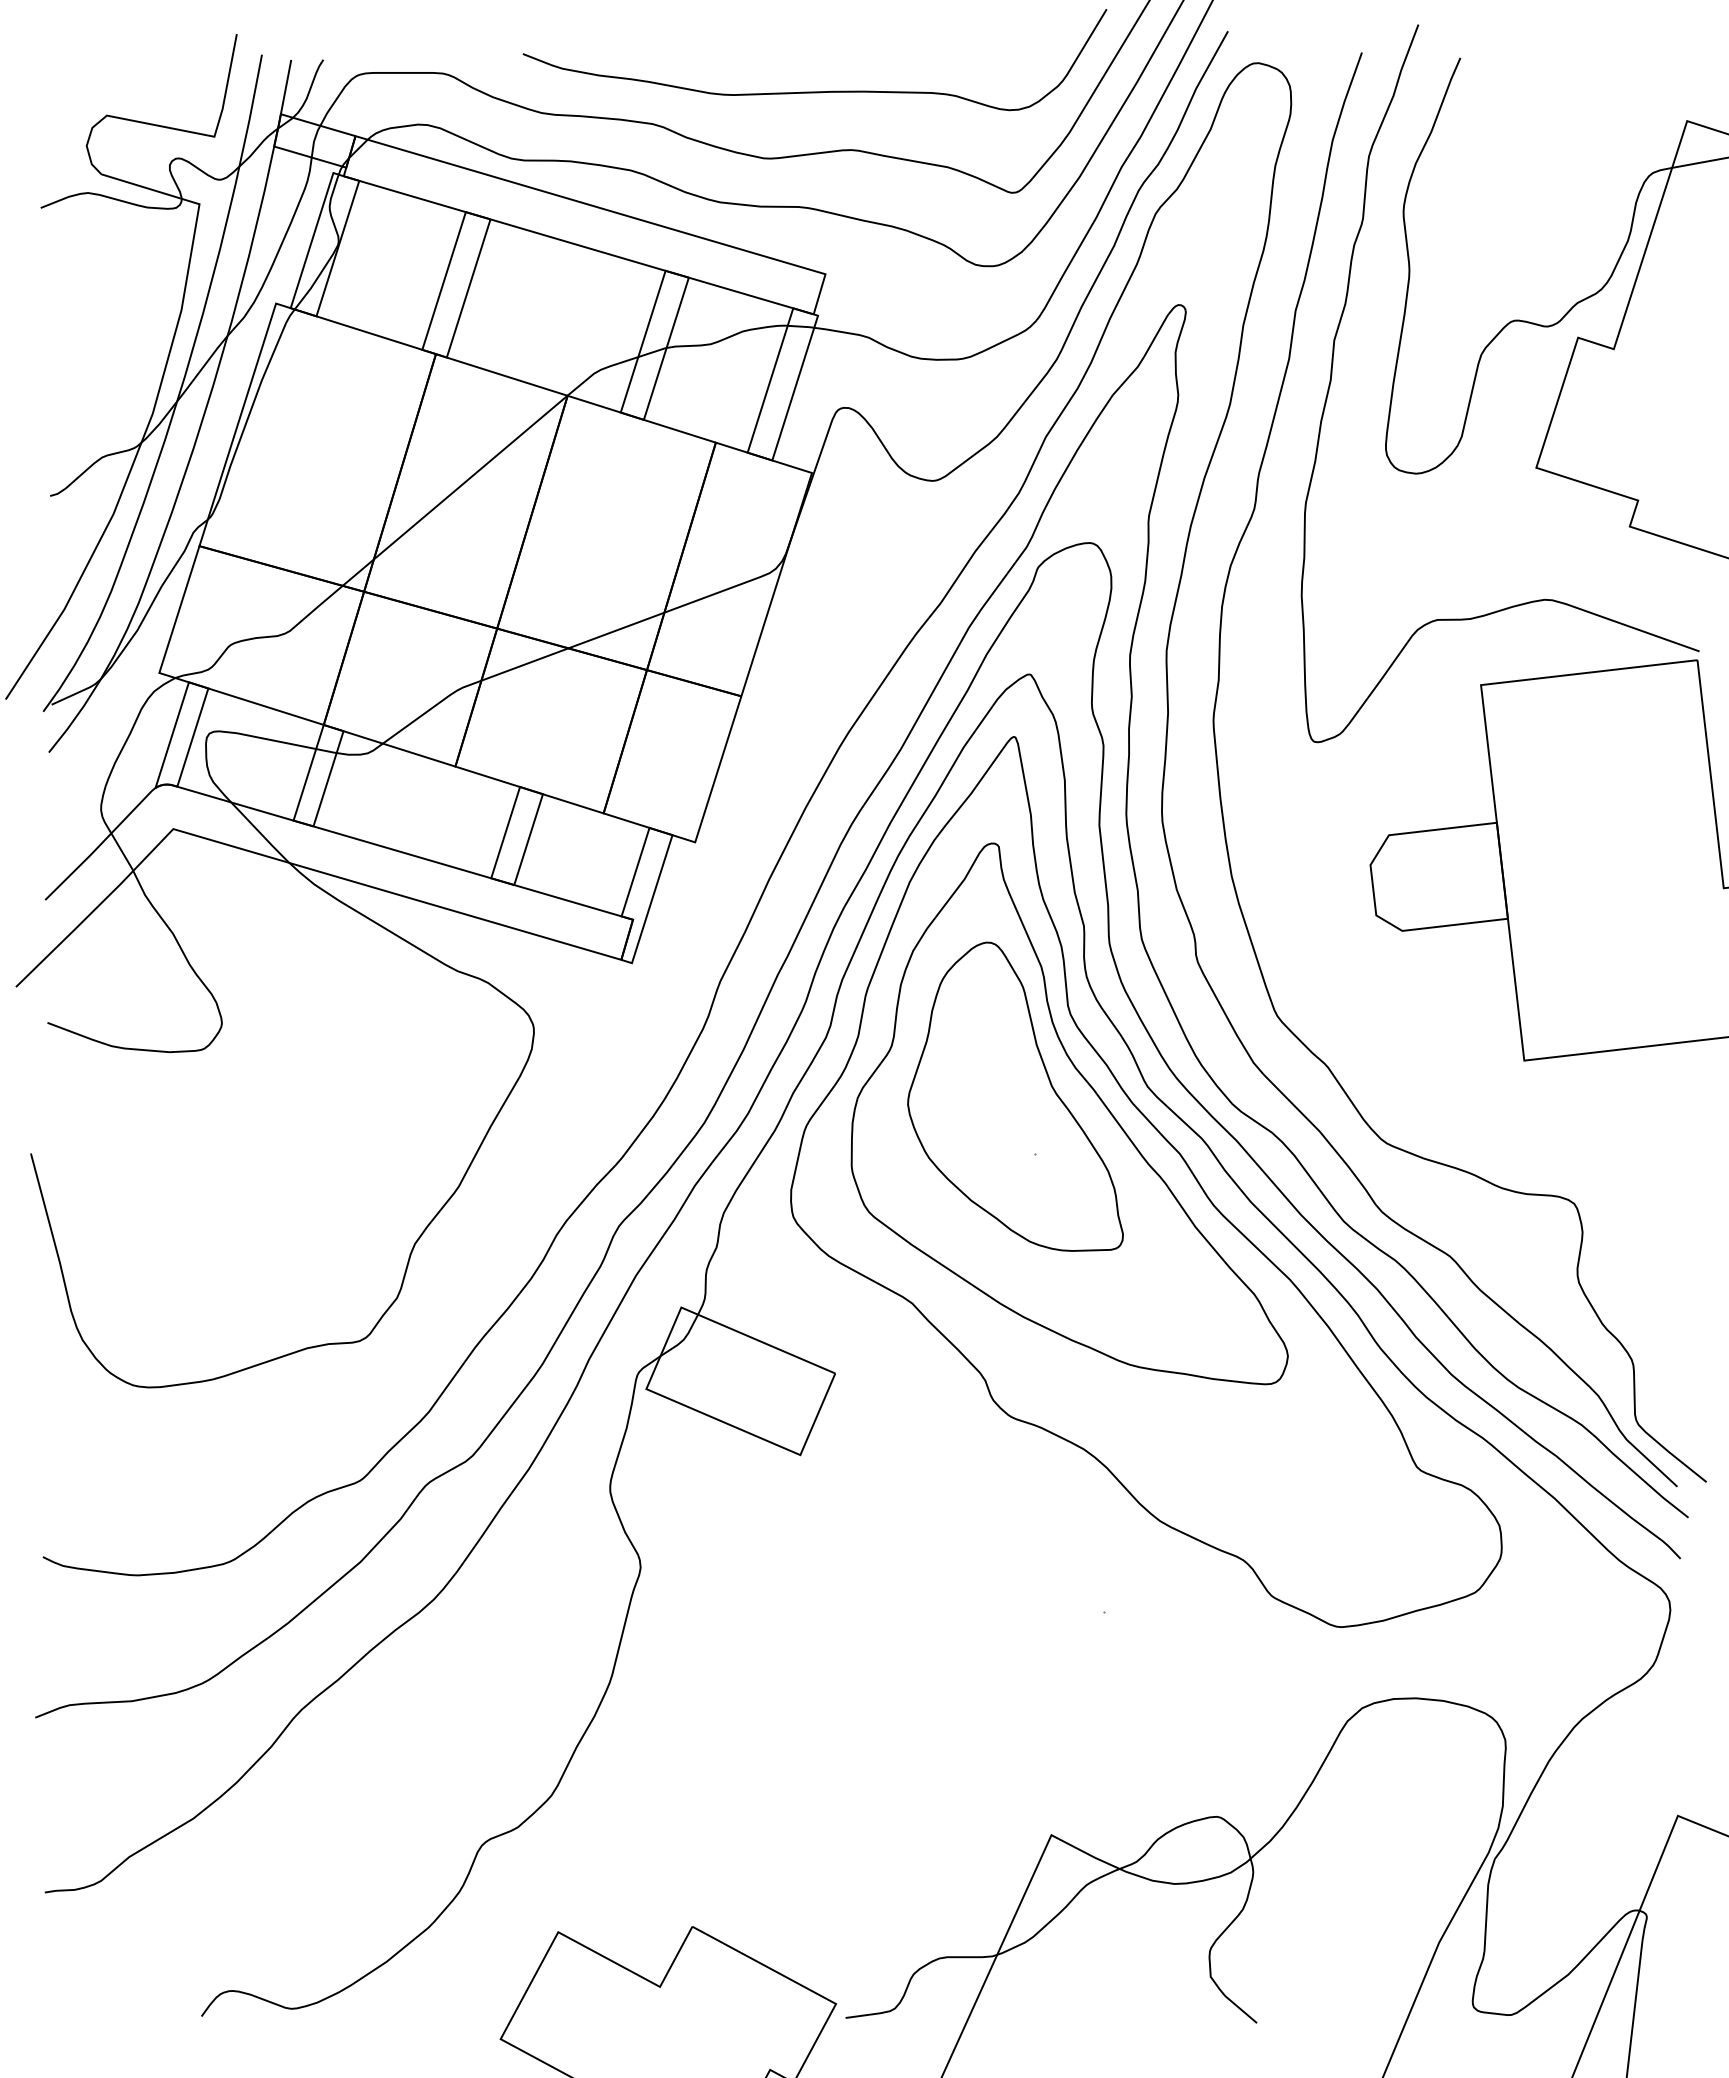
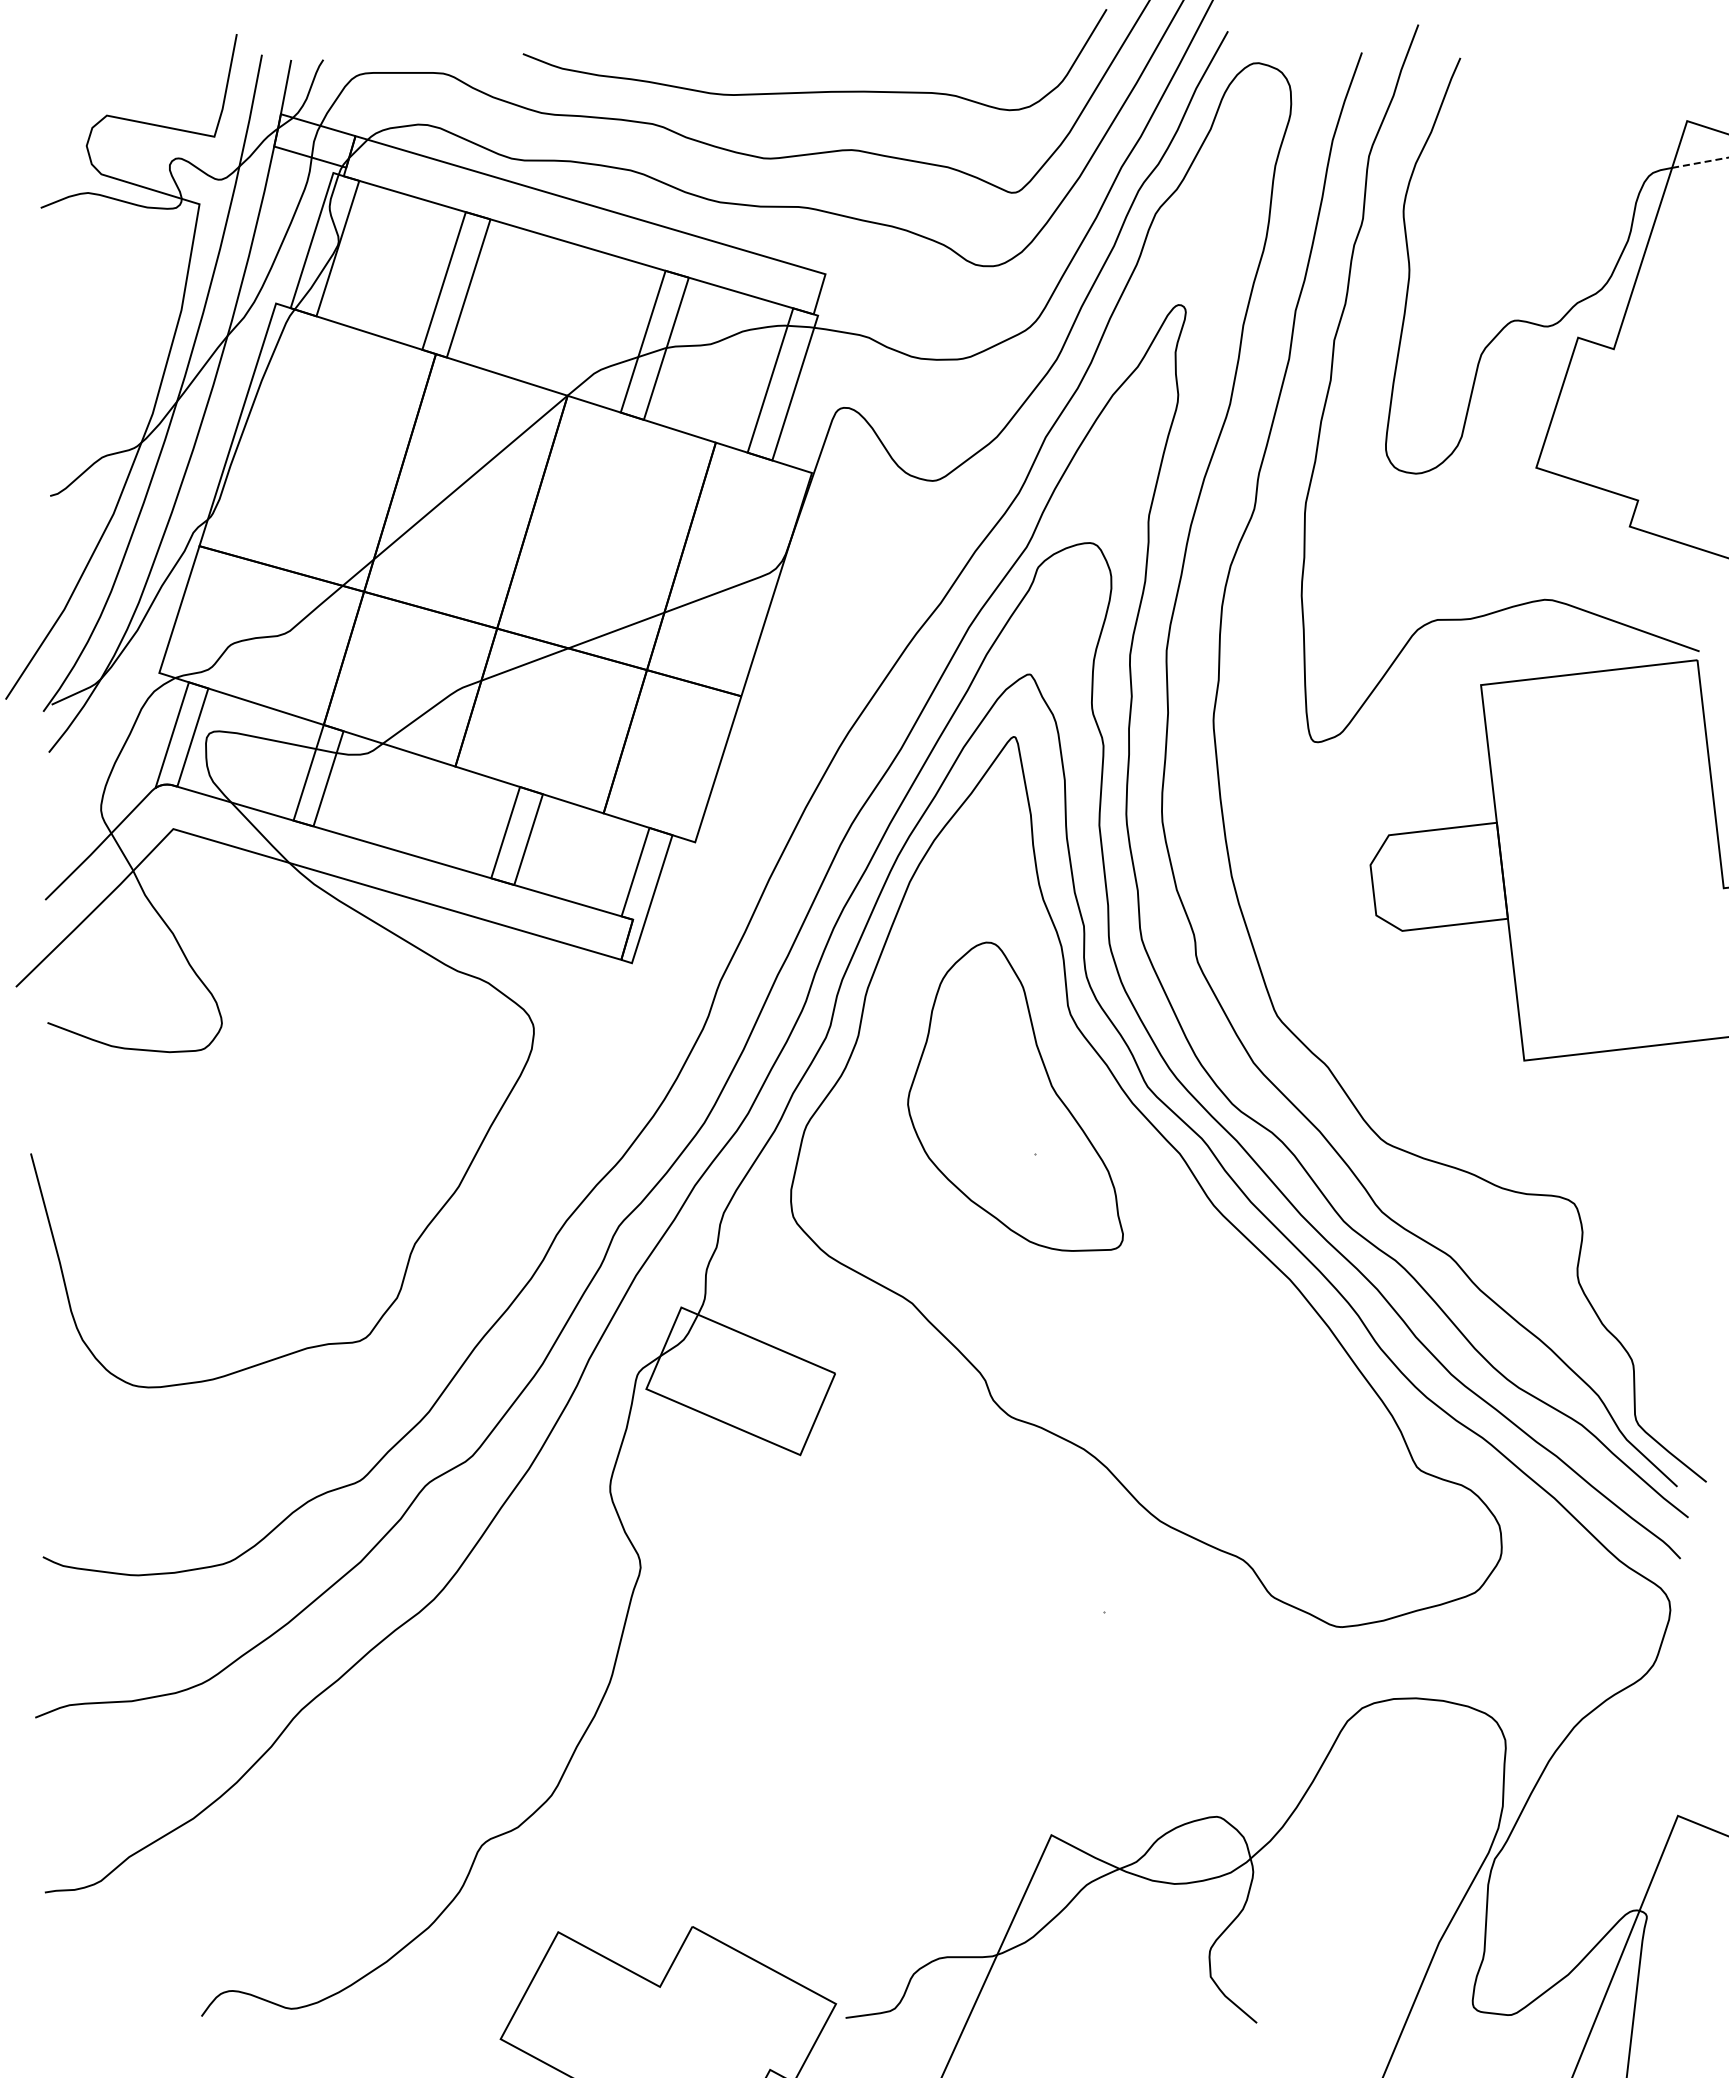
line: solid -> dashed (1700, 162)
part: present -> none (1069, 1113)
